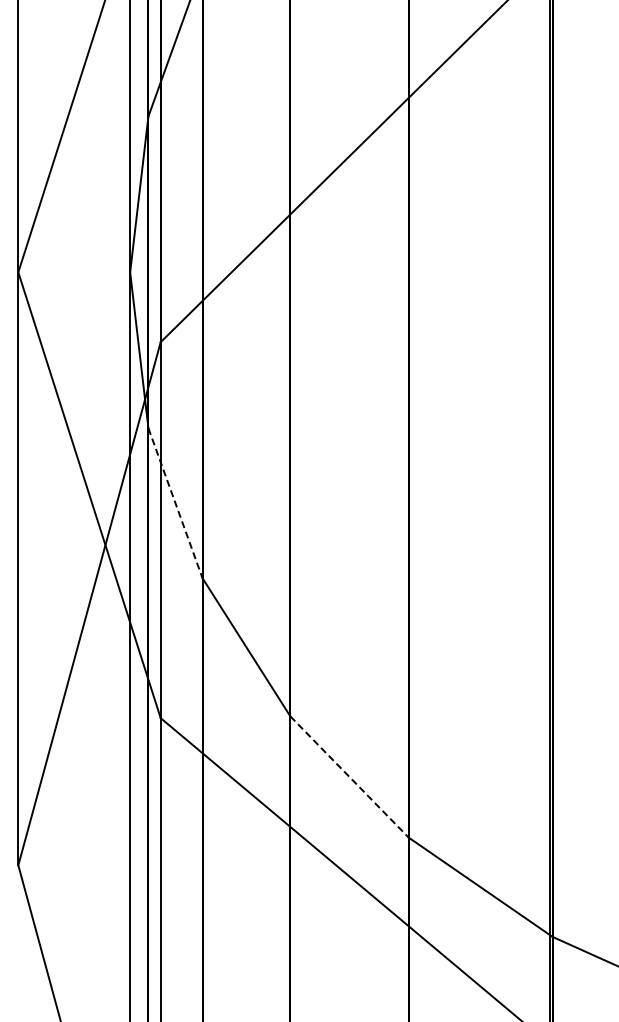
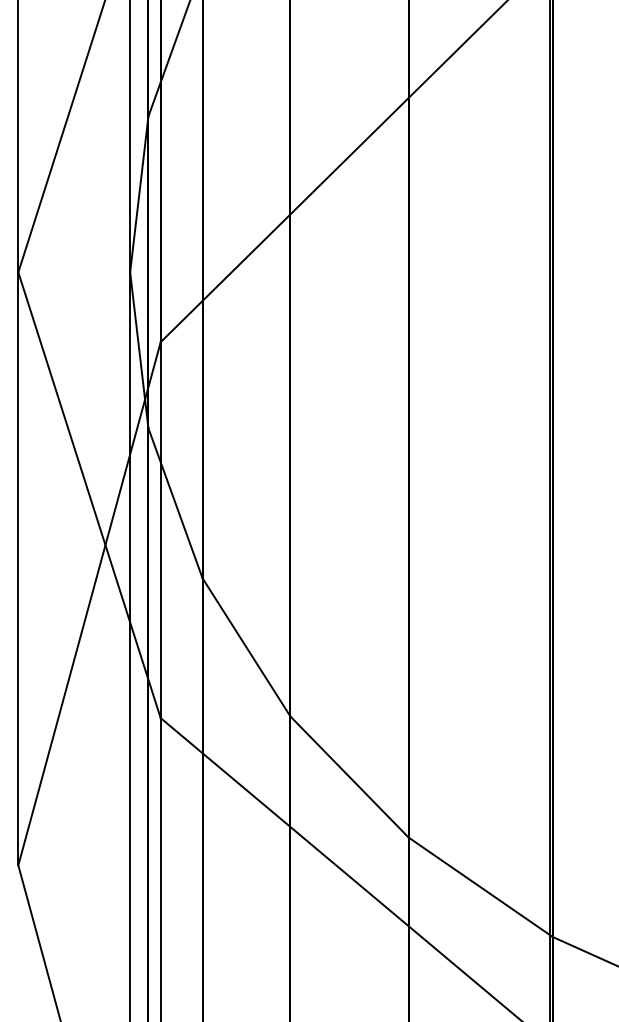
line: dashed -> solid (175, 503)
line: dashed -> solid (349, 776)
